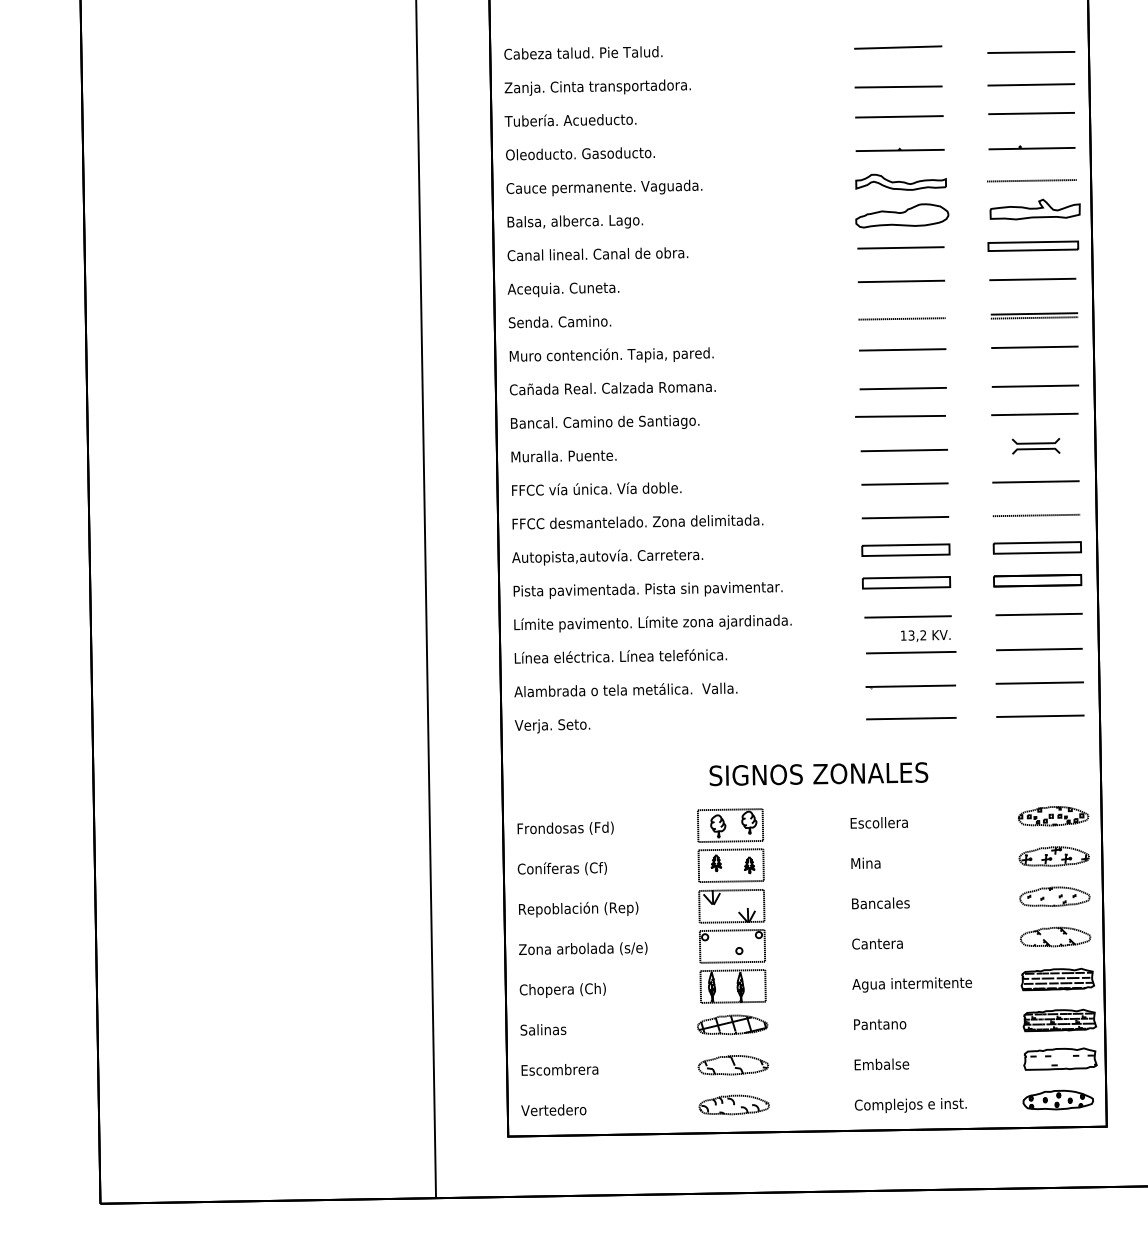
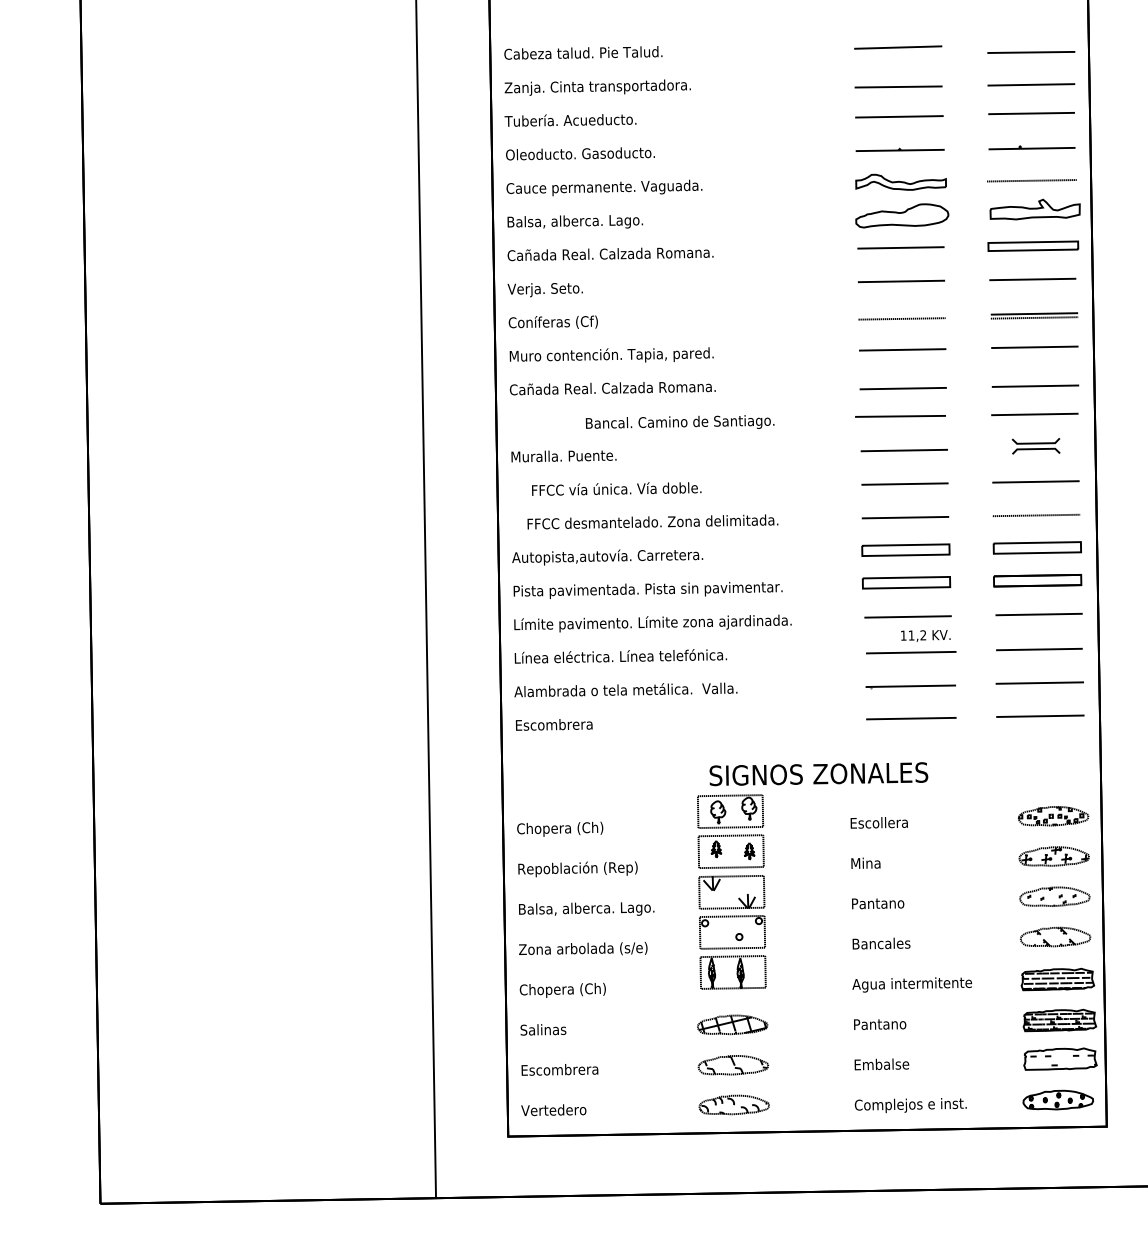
text: Canal lineal. Canal de obra. -> Cañada Real. Calzada Romana. (619, 253)
text: Acequia. Cuneta. -> Verja. Seto. (563, 289)
text: Senda. Camino. -> Coníferas (Cf) (559, 321)
text position: (604, 421) -> (679, 421) (679, 421)
text position: (596, 488) -> (616, 488) (616, 488)
text position: (637, 521) -> (652, 521) (652, 521)
text: 13,2 -> 11,2 (911, 635)
text: Verja. Seto. -> Escombrera (553, 726)
text: Frondosas (Fd) -> Chopera (Ch) (565, 828)
text: Coníferas (Cf) -> Repoblación (Rep) (577, 869)
text: Bancales -> Pantano (881, 903)
part position: (731, 905) -> (731, 891) (731, 891)
text: Repoblación (Rep) -> Balsa, alberca. Lago. (587, 909)
text: Cantera -> Bancales (881, 943)
